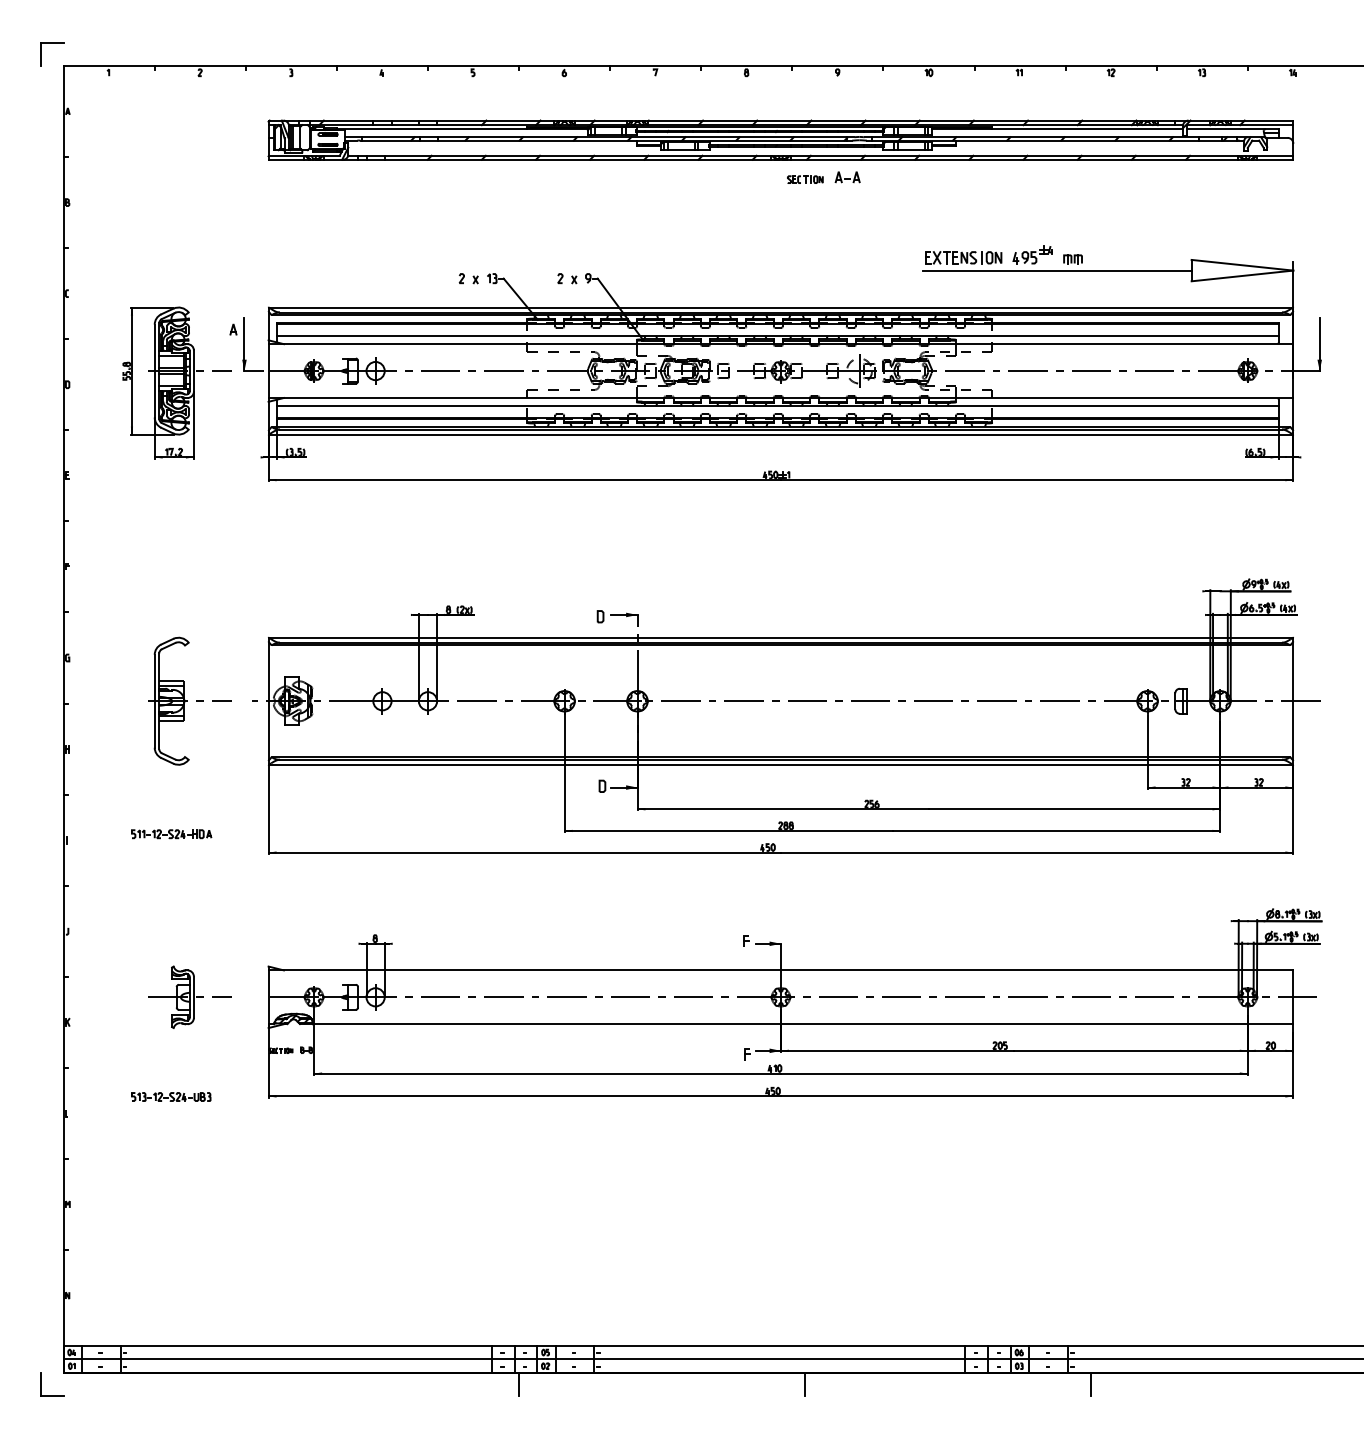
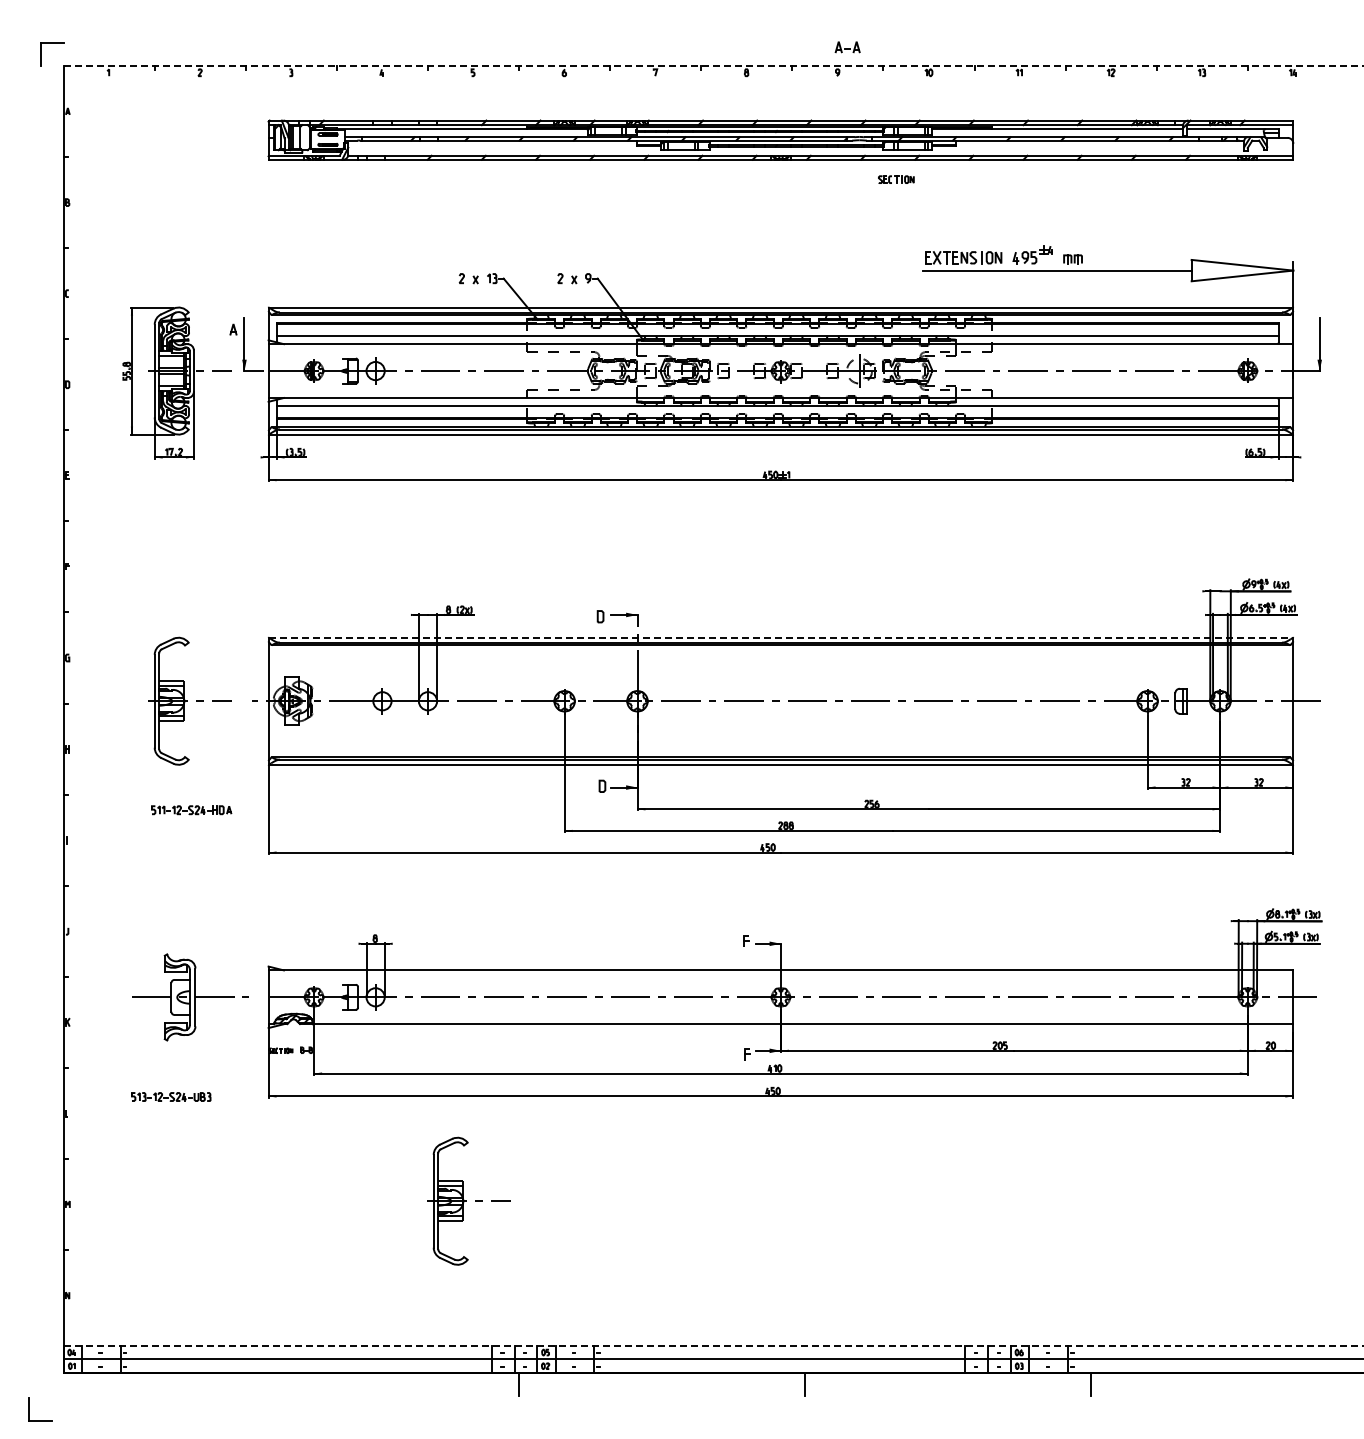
line: solid -> dashed (713, 65)
part position: (847, 177) -> (847, 47) (847, 47)
part position: (805, 179) -> (896, 179) (896, 179)
line: solid -> dashed (781, 637)
part position: (171, 834) -> (191, 810) (191, 810)
part size: 84x64 px -> 117x89 px (190, 997)
part: none -> present (468, 1200)
line: solid -> dashed (714, 1345)
part position: (41, 1384) -> (29, 1409) (29, 1409)
